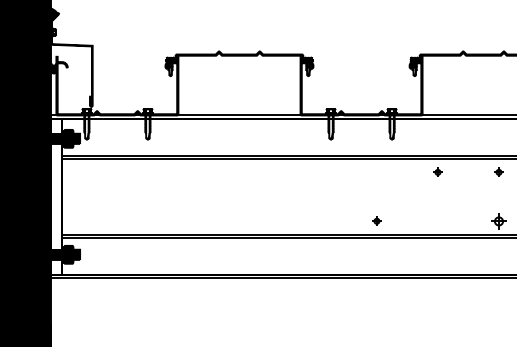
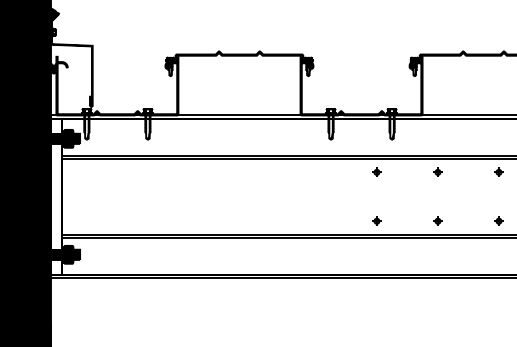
part: none -> present (376, 171)
part: none -> present (437, 220)
part size: 16x17 px -> 10x10 px (498, 220)
